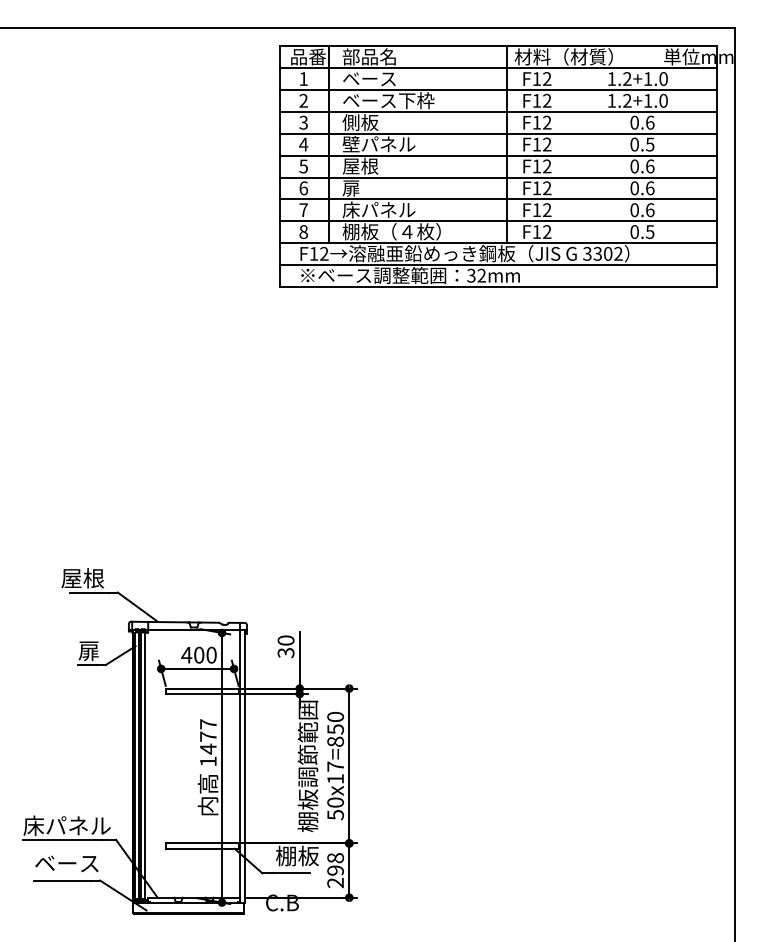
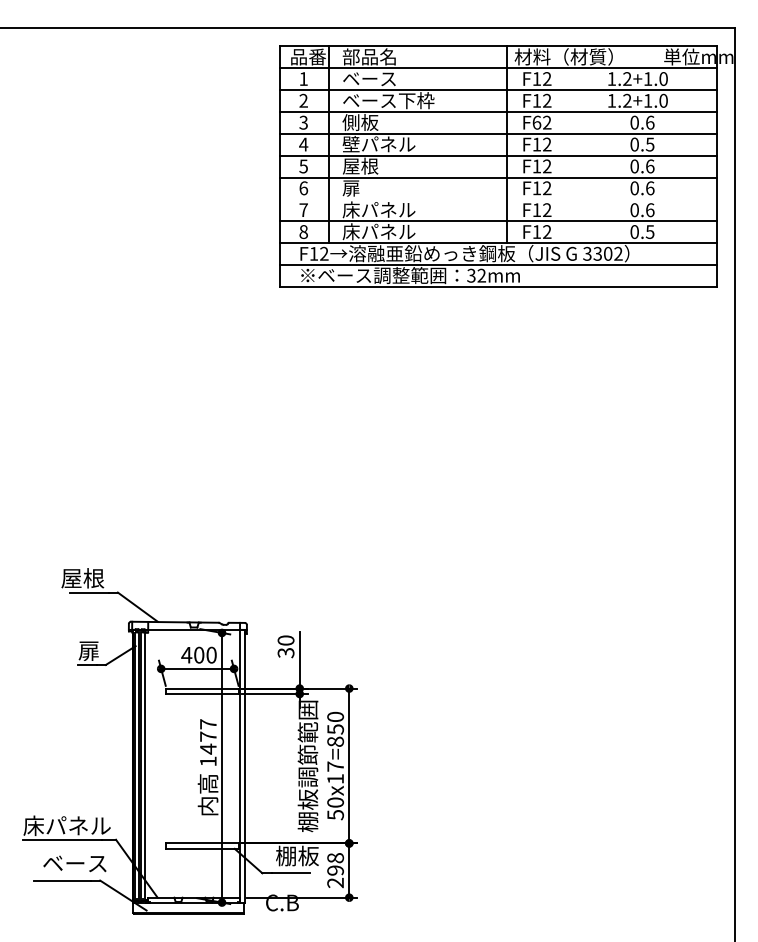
text: F12 -> F62 (536, 122)
line: present -> none (498, 199)
text: 棚板（４枚） -> 床パネル (391, 231)
text position: (66, 863) -> (74, 863) (74, 863)
